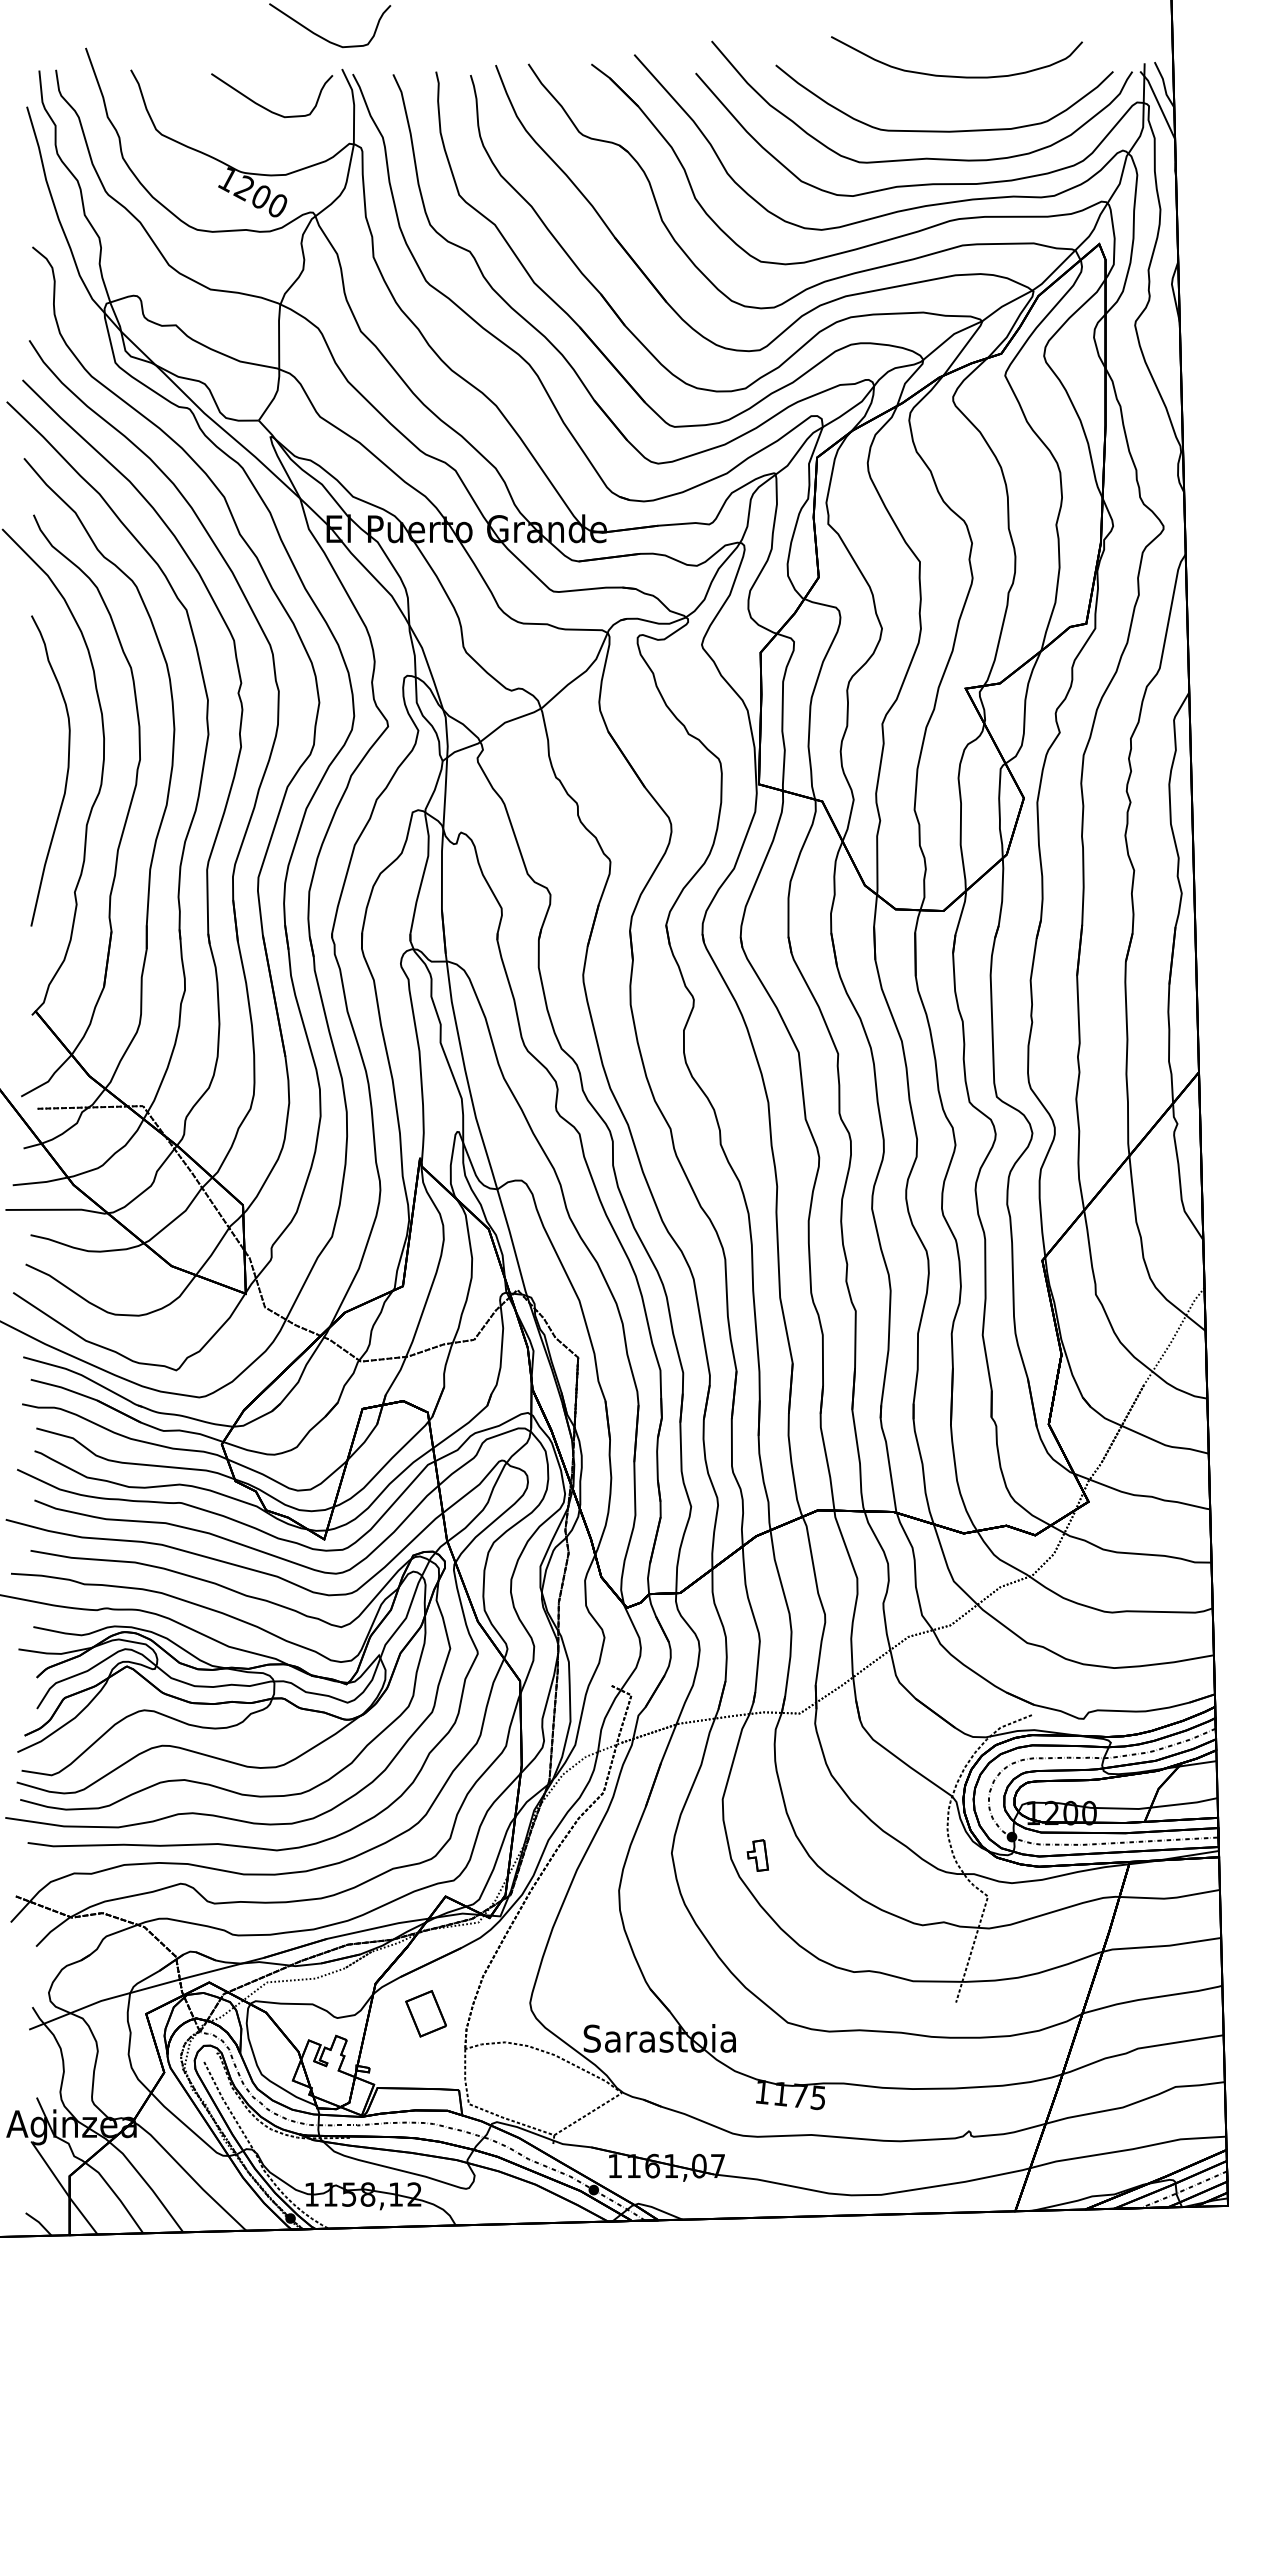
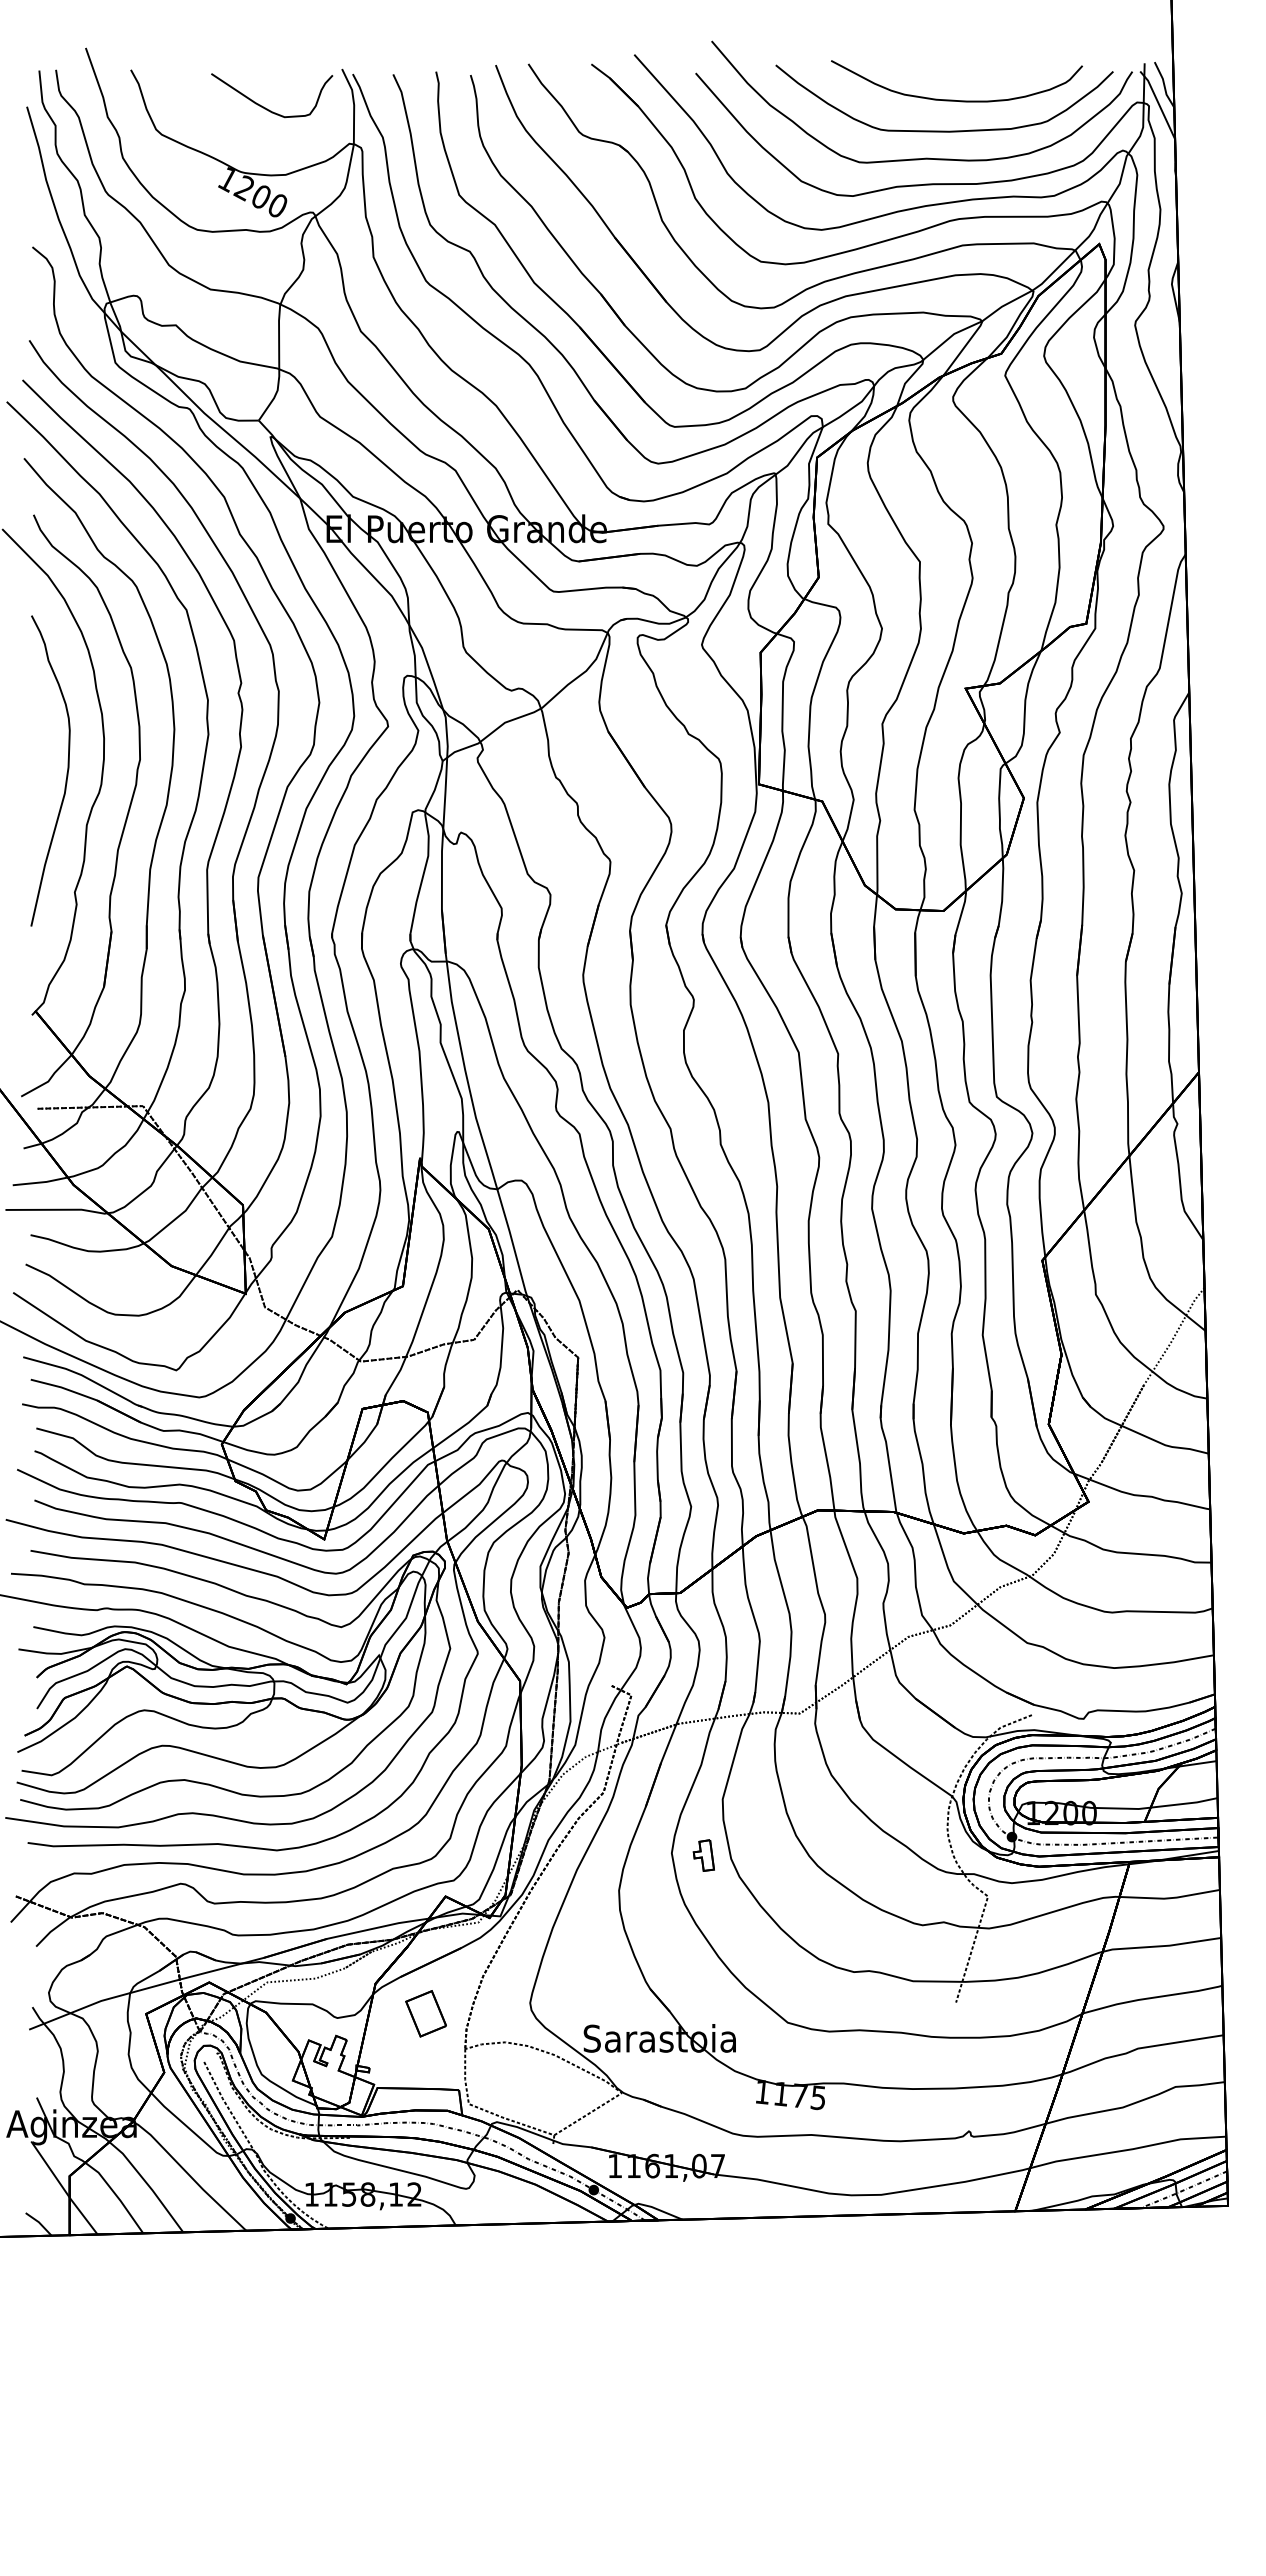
curve: present -> none (323, 37)
curve position: (954, 75) -> (954, 99) (954, 99)
part position: (757, 1855) -> (703, 1855) (703, 1855)
